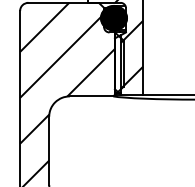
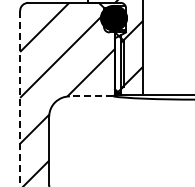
line: solid -> dashed (91, 96)
line: solid -> dashed (20, 98)
